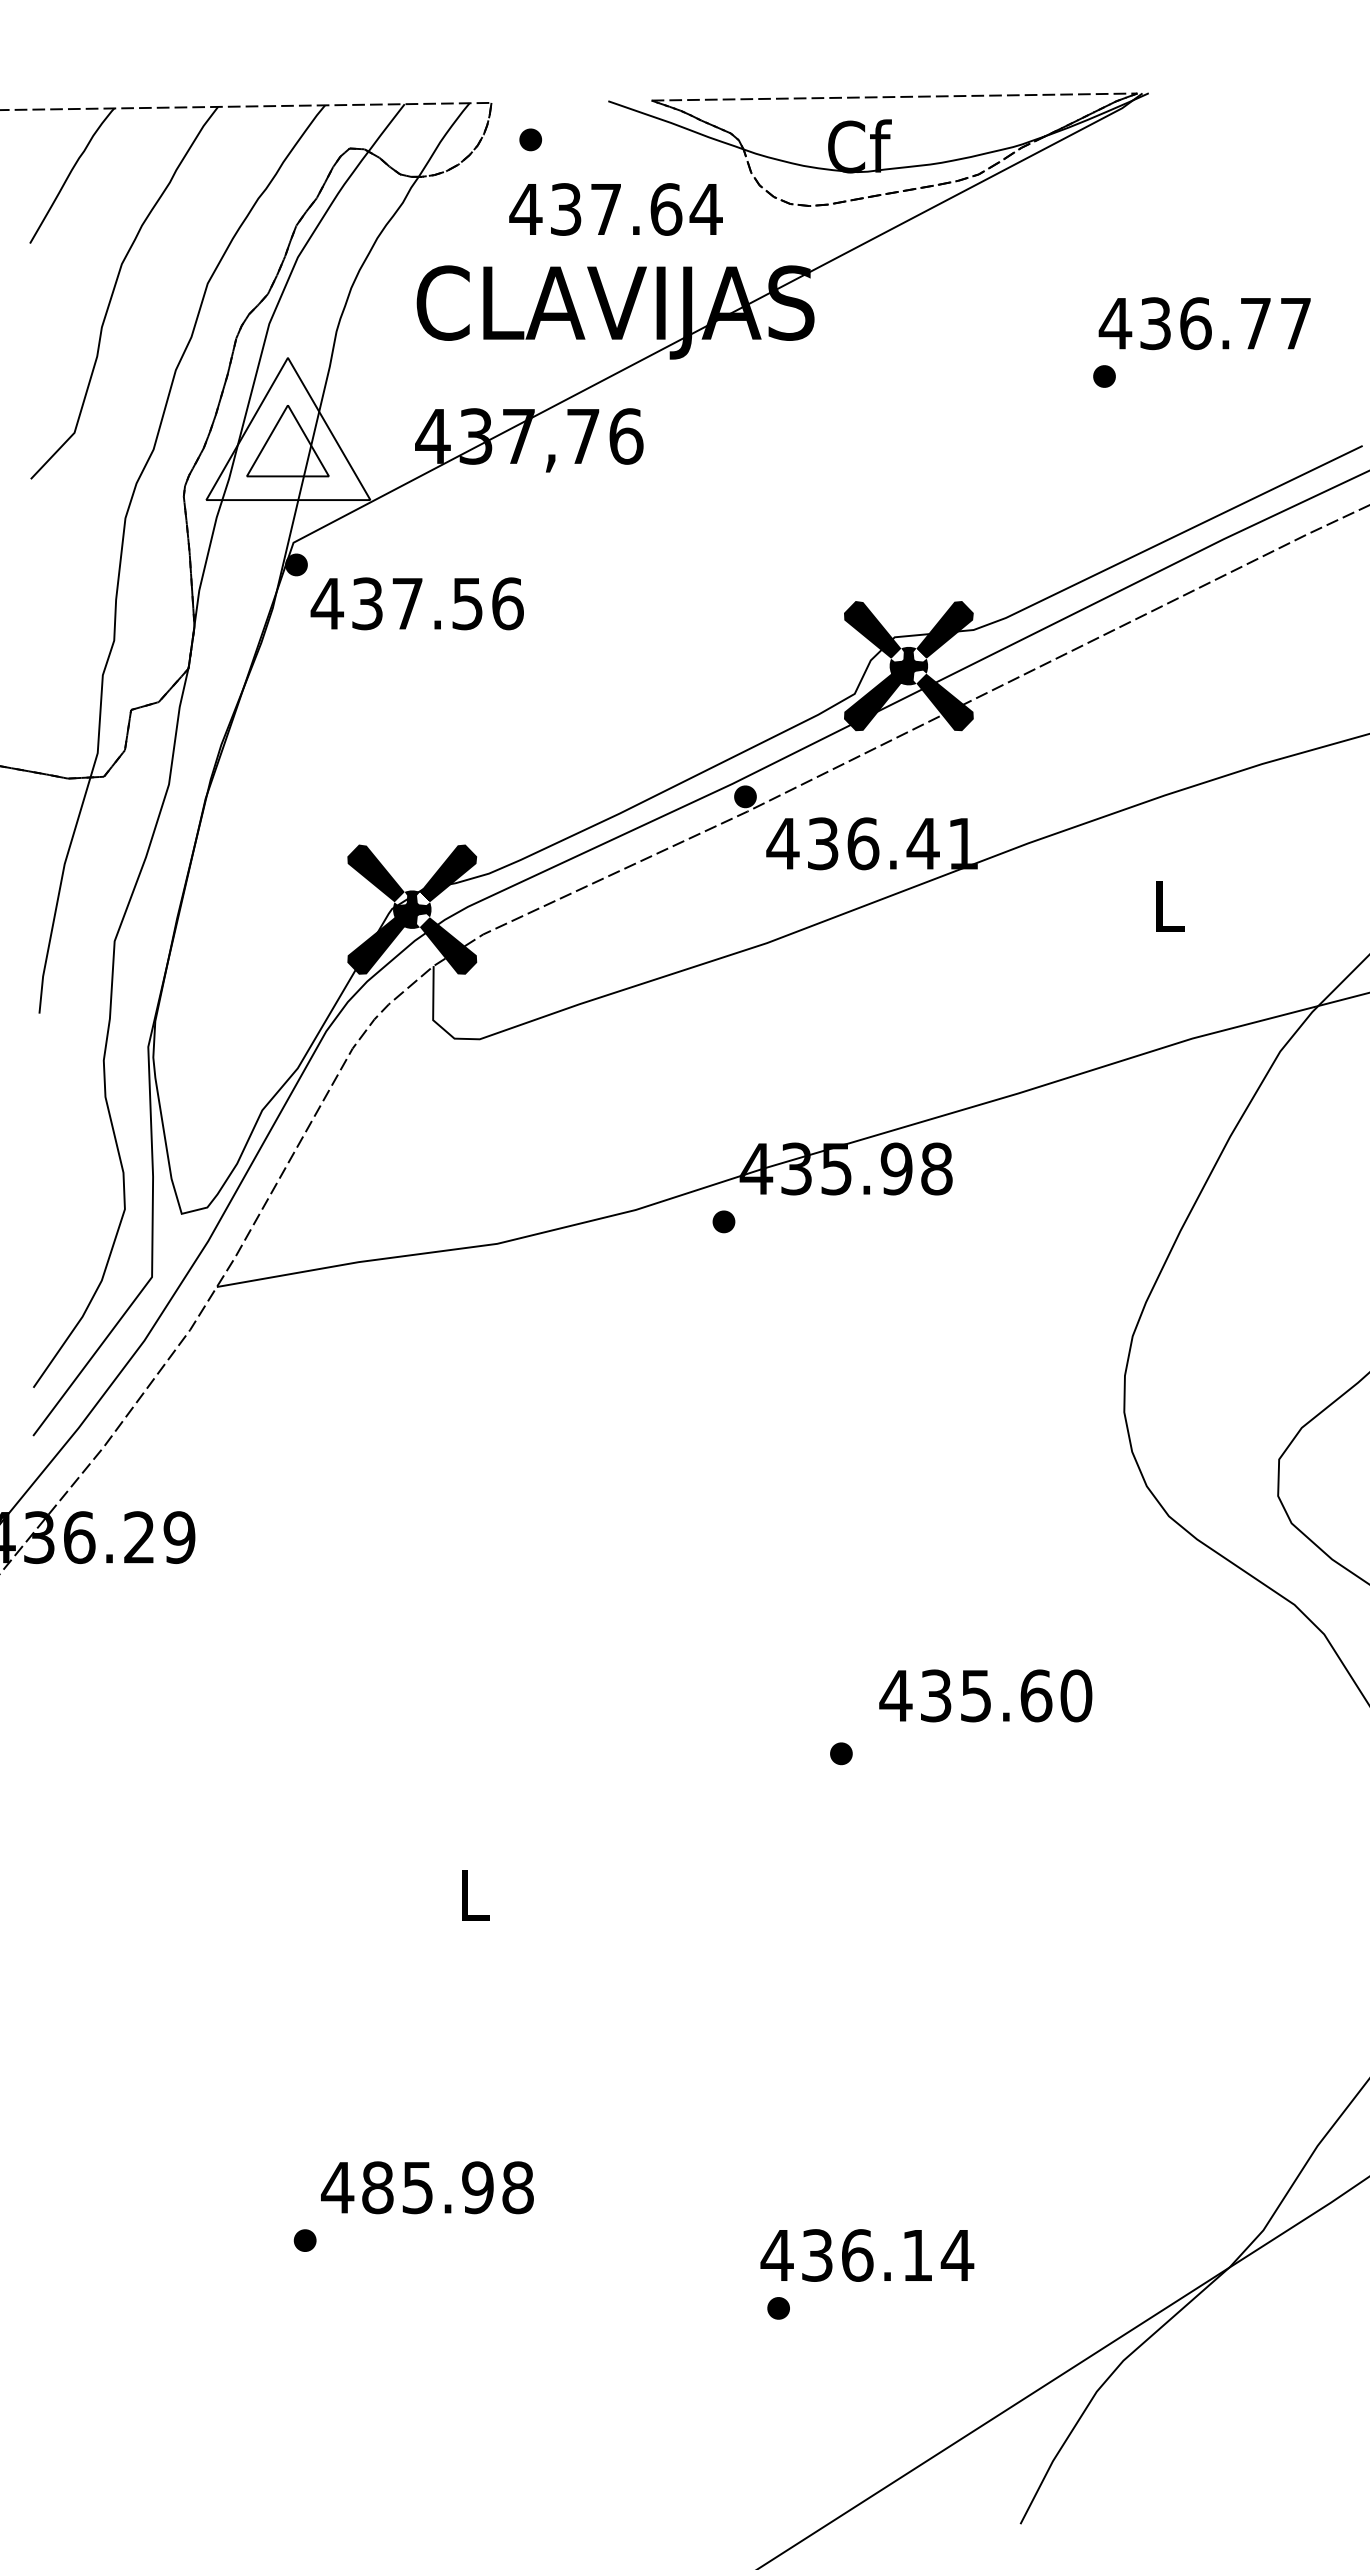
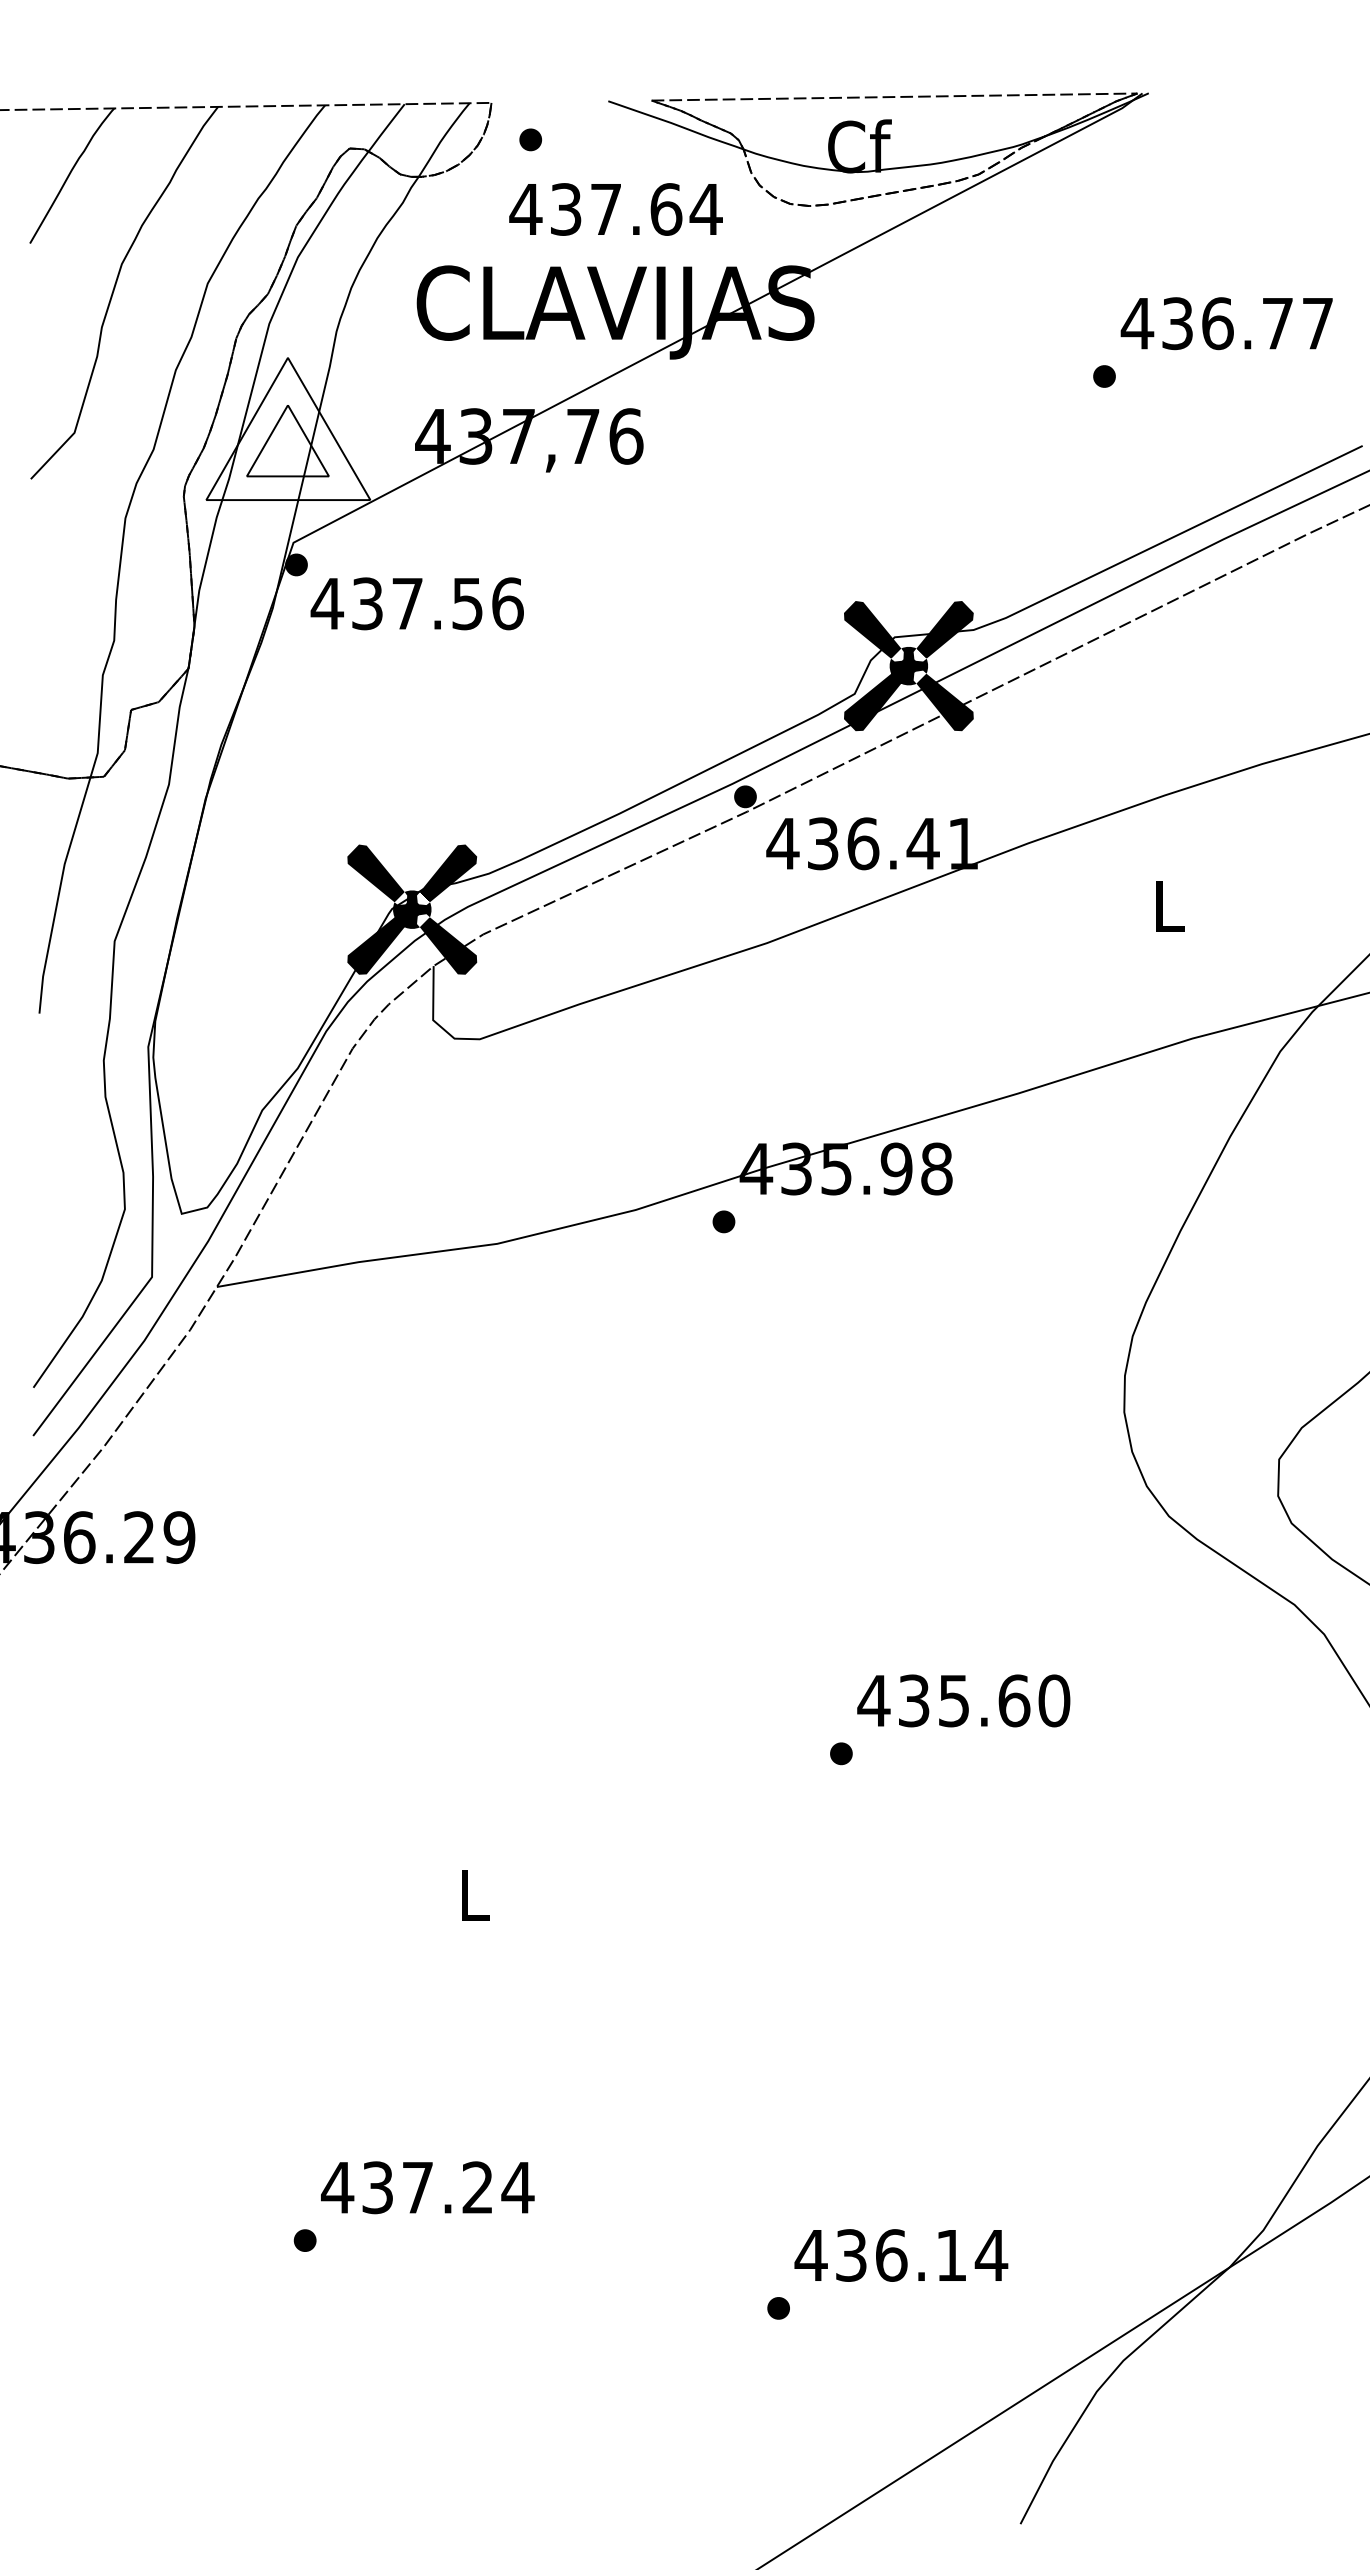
text position: (1204, 323) -> (1226, 323) (1226, 323)
text position: (985, 1695) -> (963, 1700) (963, 1700)
text: 485.98 -> 437.24 (448, 2187)
text position: (867, 2255) -> (901, 2255) (901, 2255)
